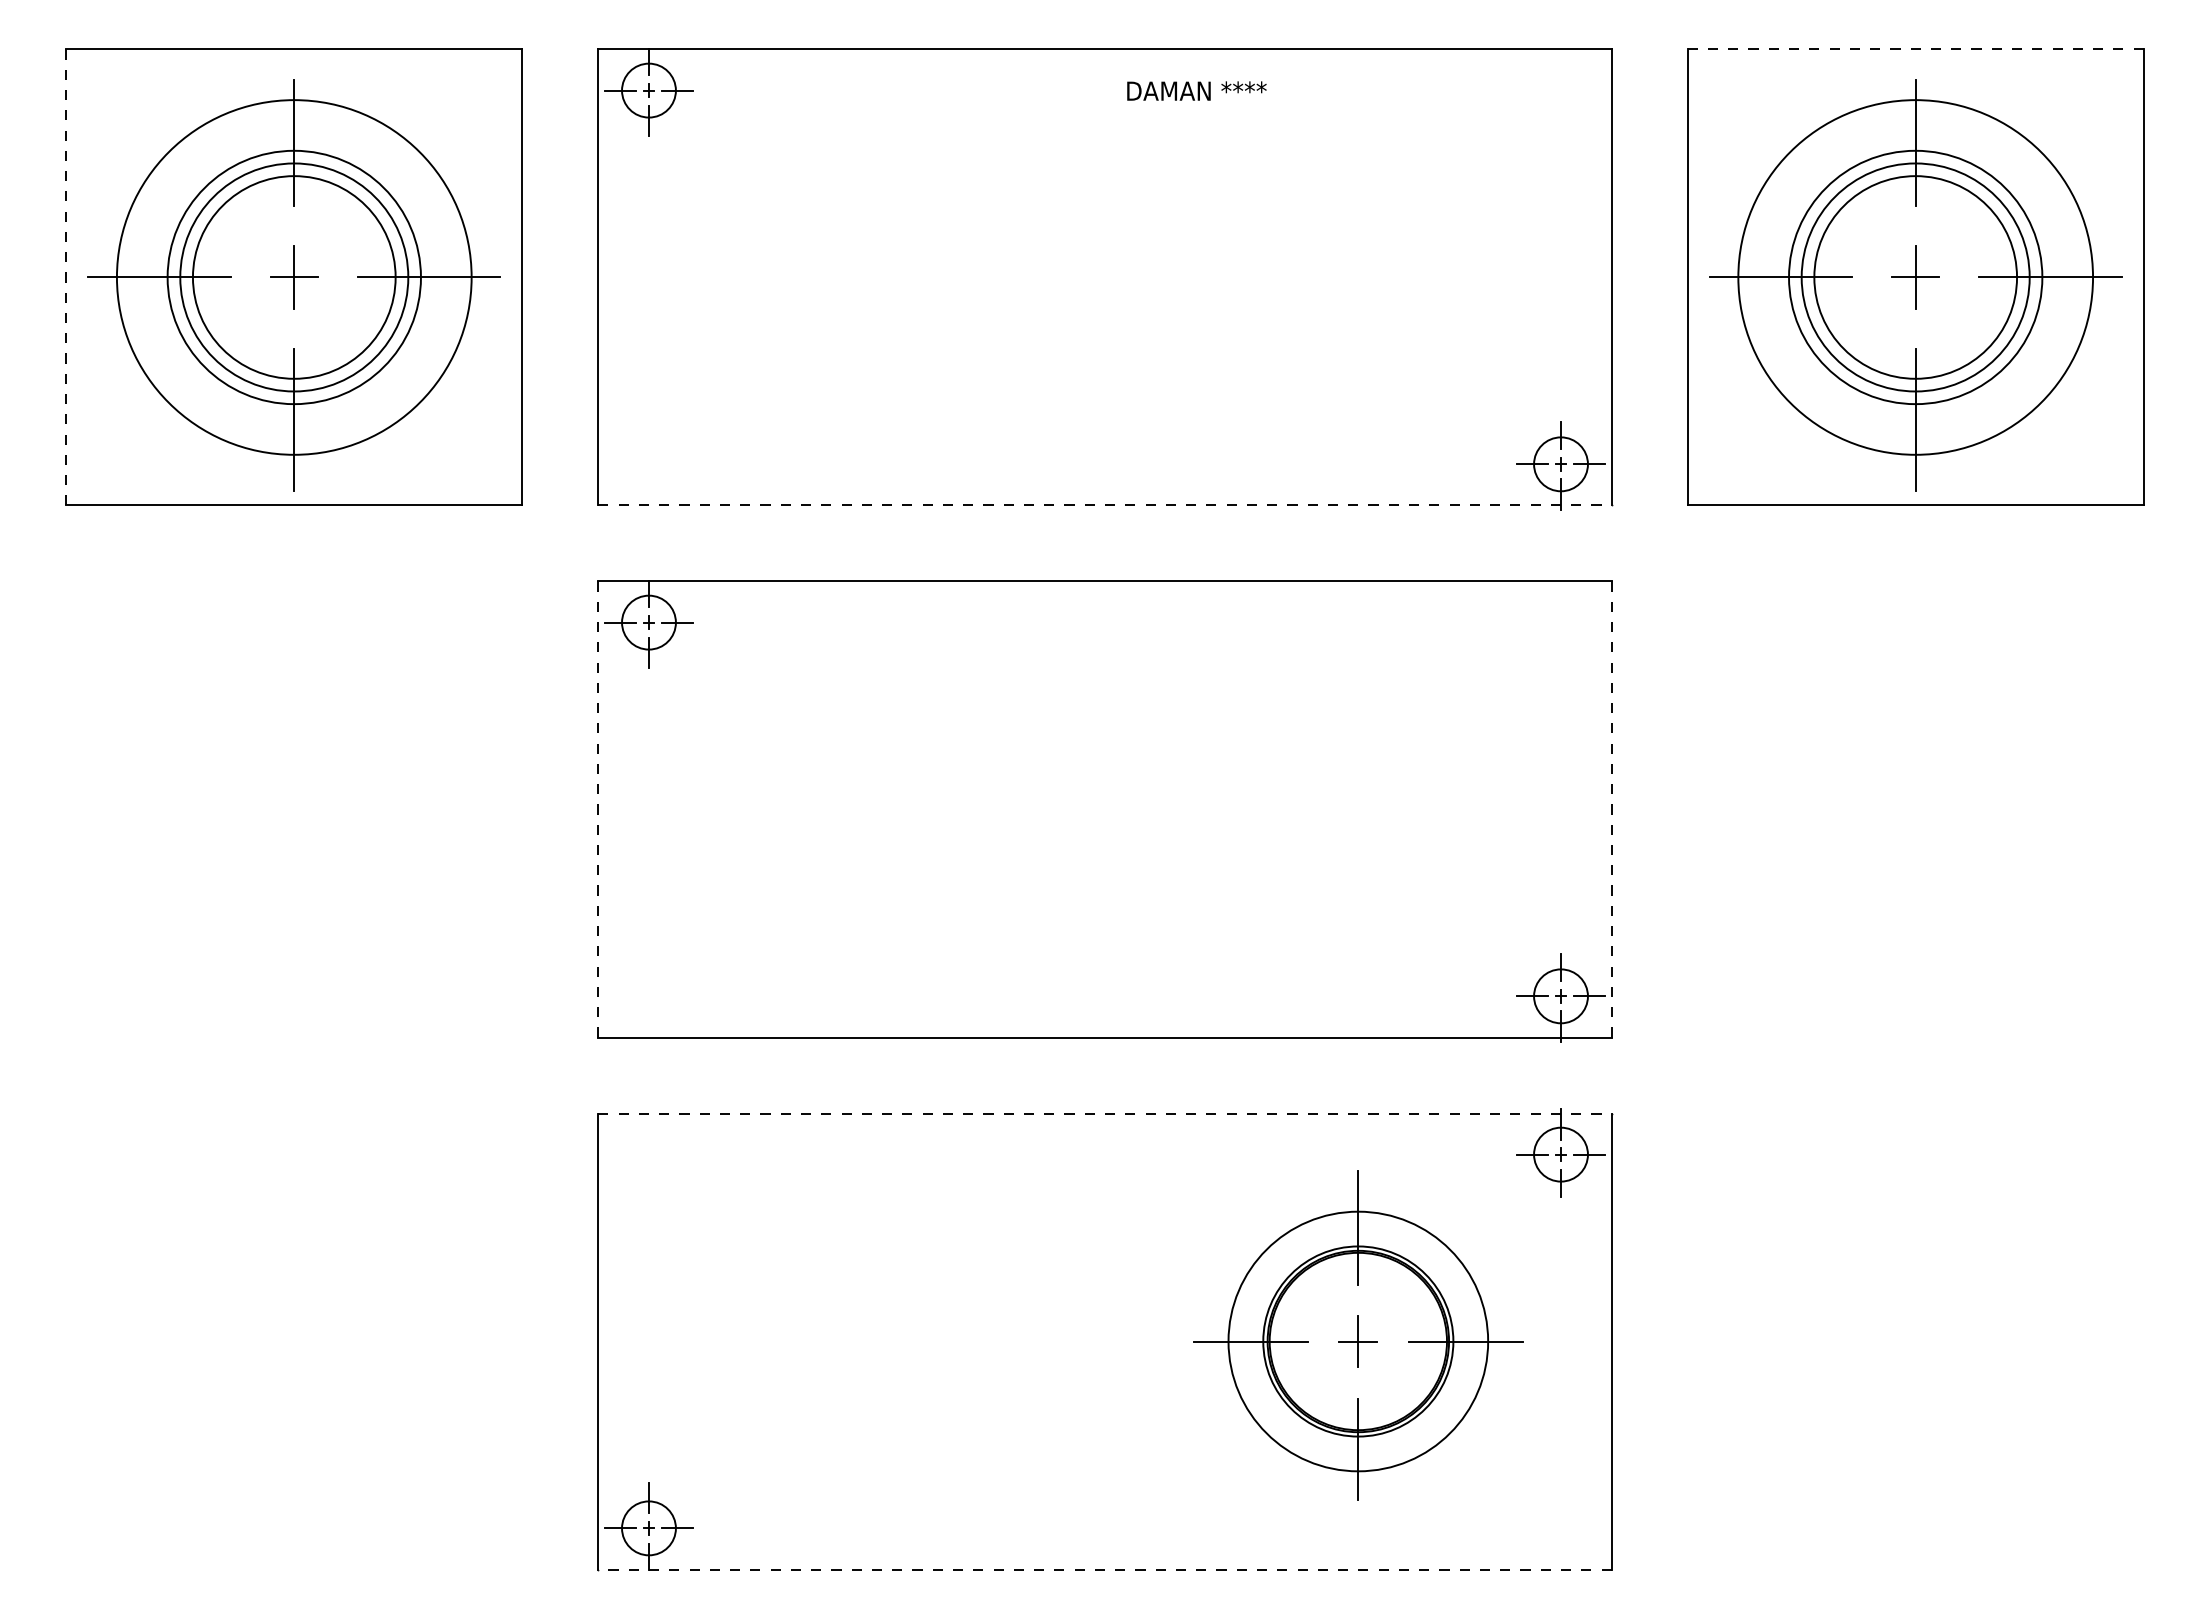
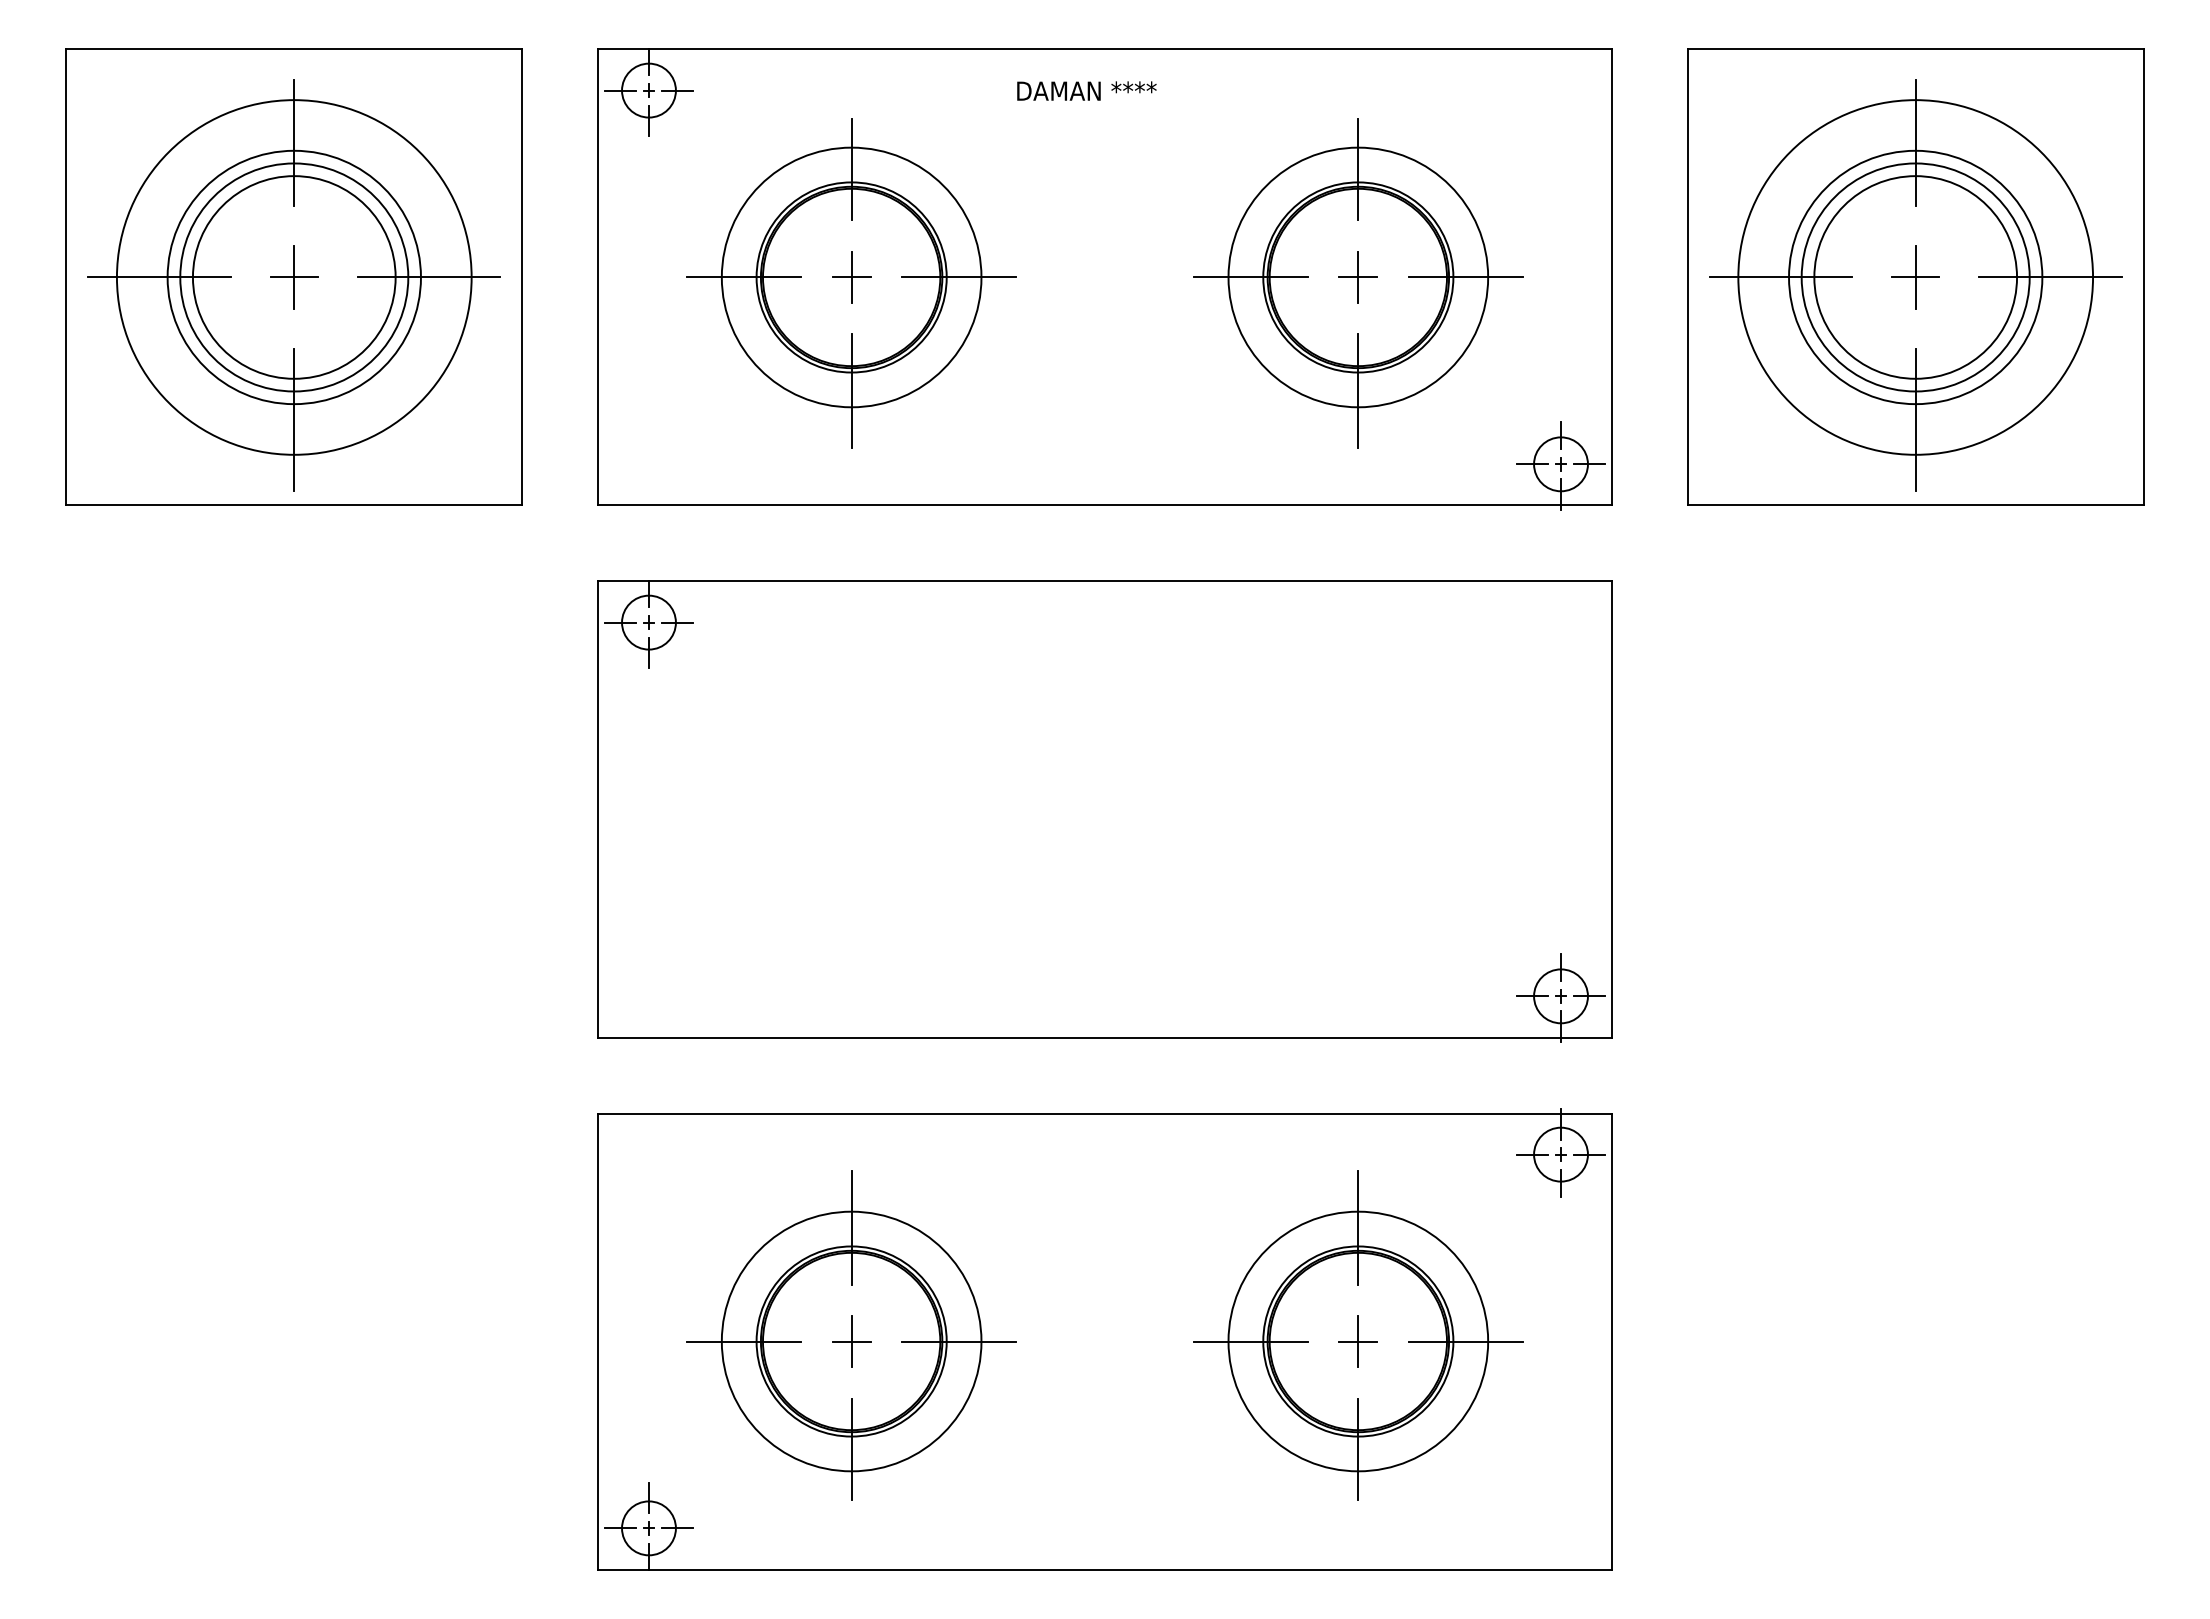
line: dashed -> solid (1916, 49)
text position: (1196, 90) -> (1086, 90) (1086, 90)
line: dashed -> solid (66, 277)
part: none -> present (851, 283)
part: none -> present (1358, 283)
line: dashed -> solid (1105, 505)
line: dashed -> solid (598, 809)
line: dashed -> solid (1611, 809)
line: dashed -> solid (1105, 1113)
part: none -> present (851, 1335)
line: dashed -> solid (1105, 1569)
